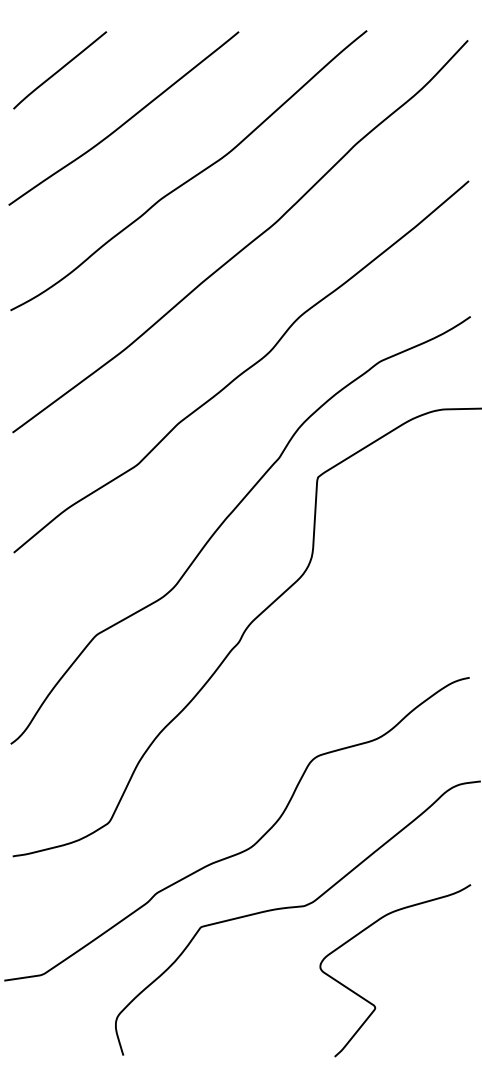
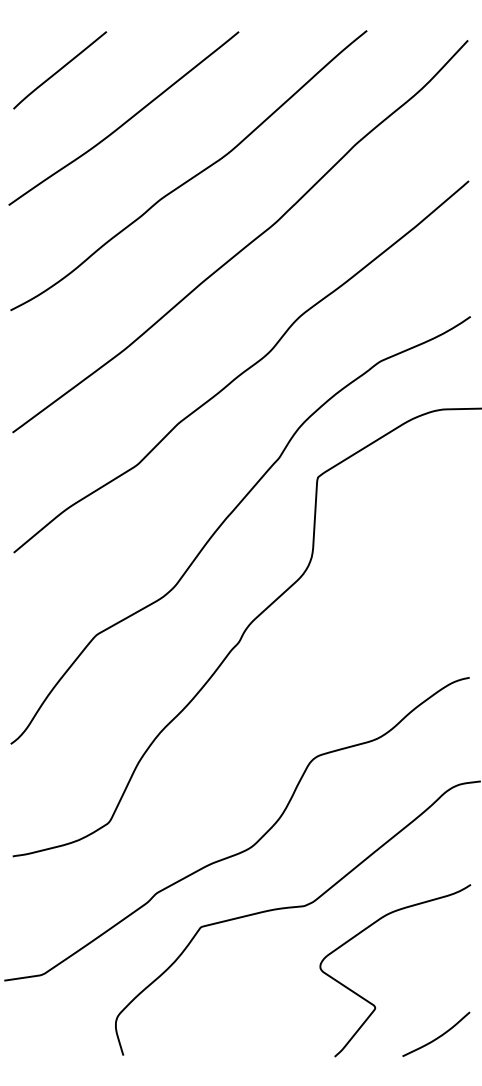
curve: none -> present (439, 1035)
